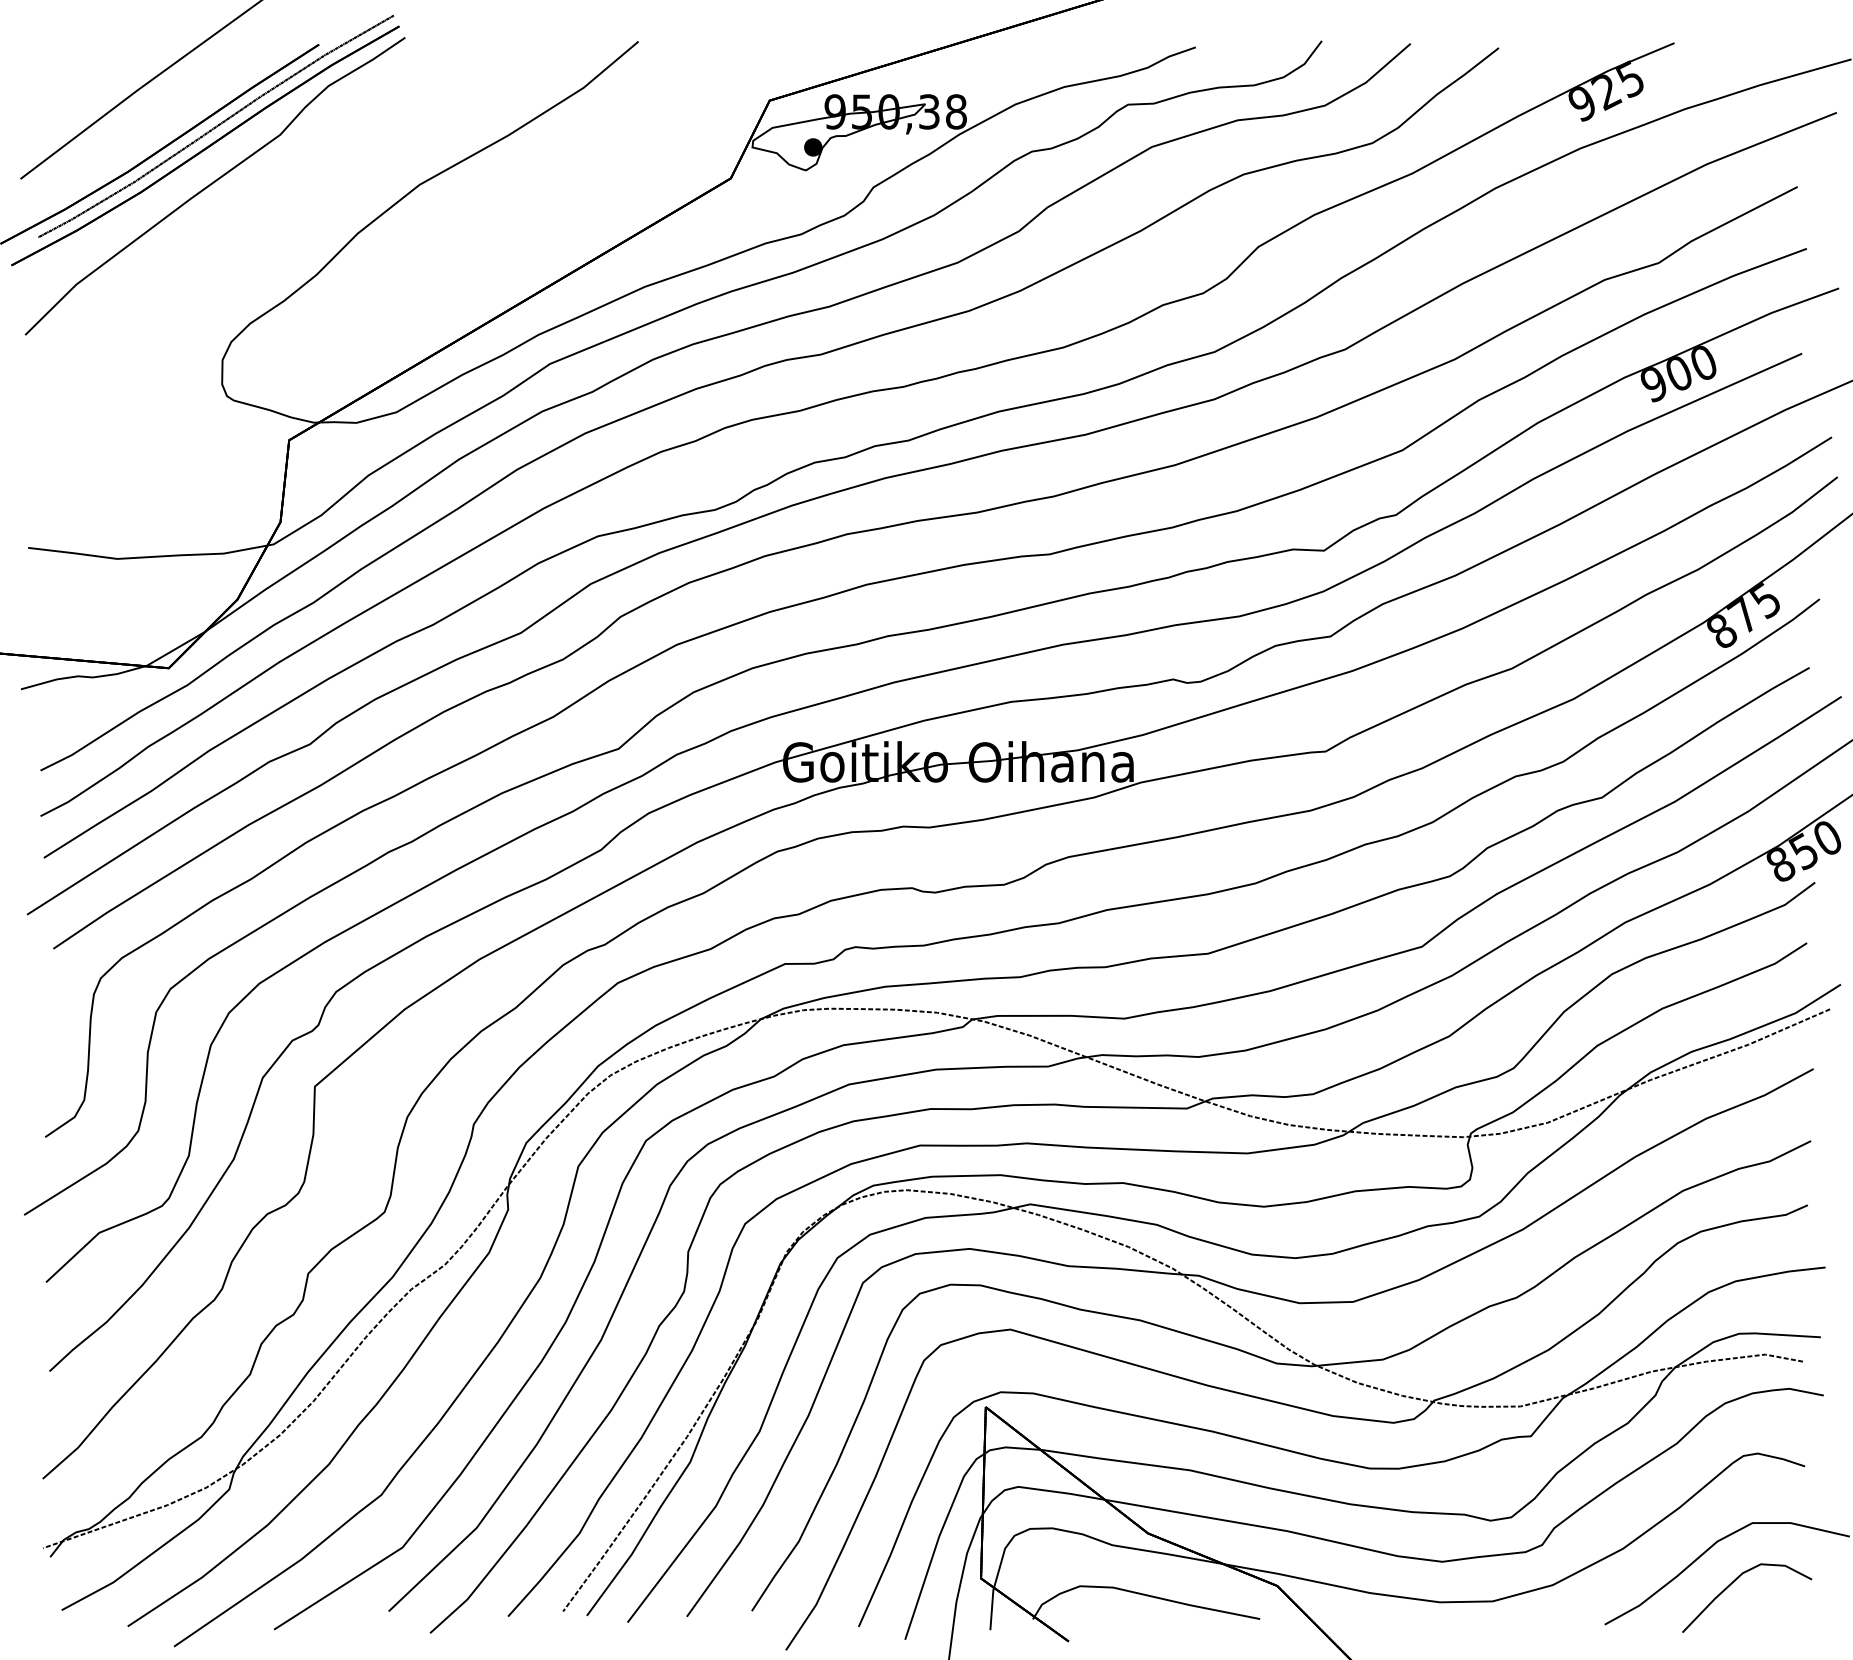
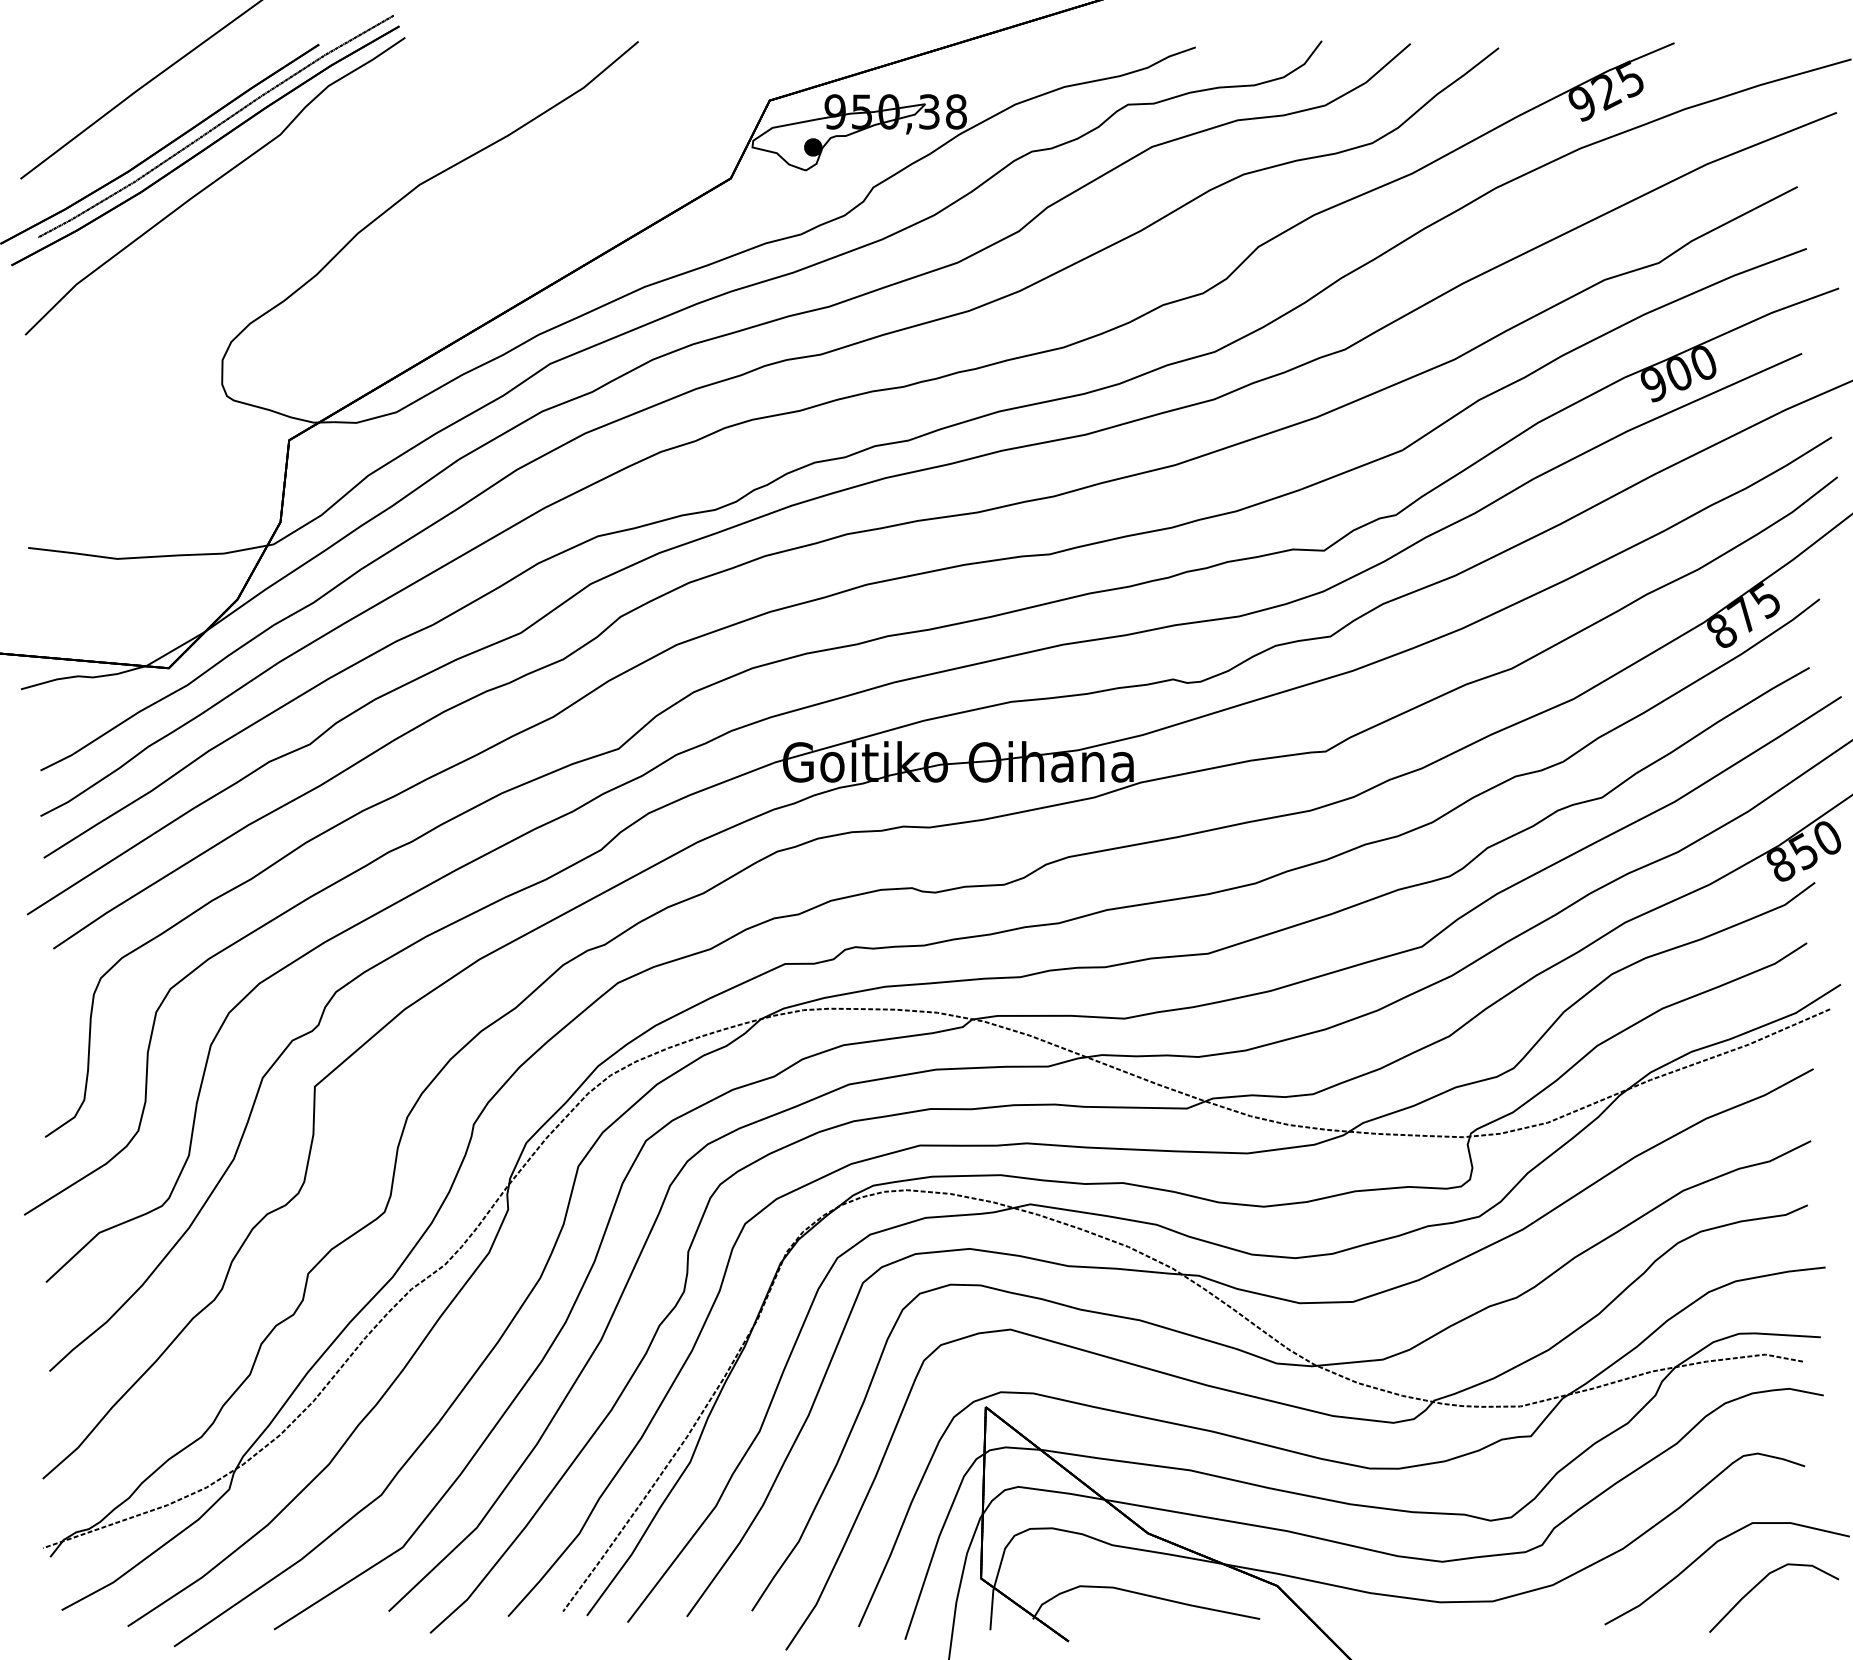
part position: (1733, 1583) -> (1760, 1583) (1760, 1583)
